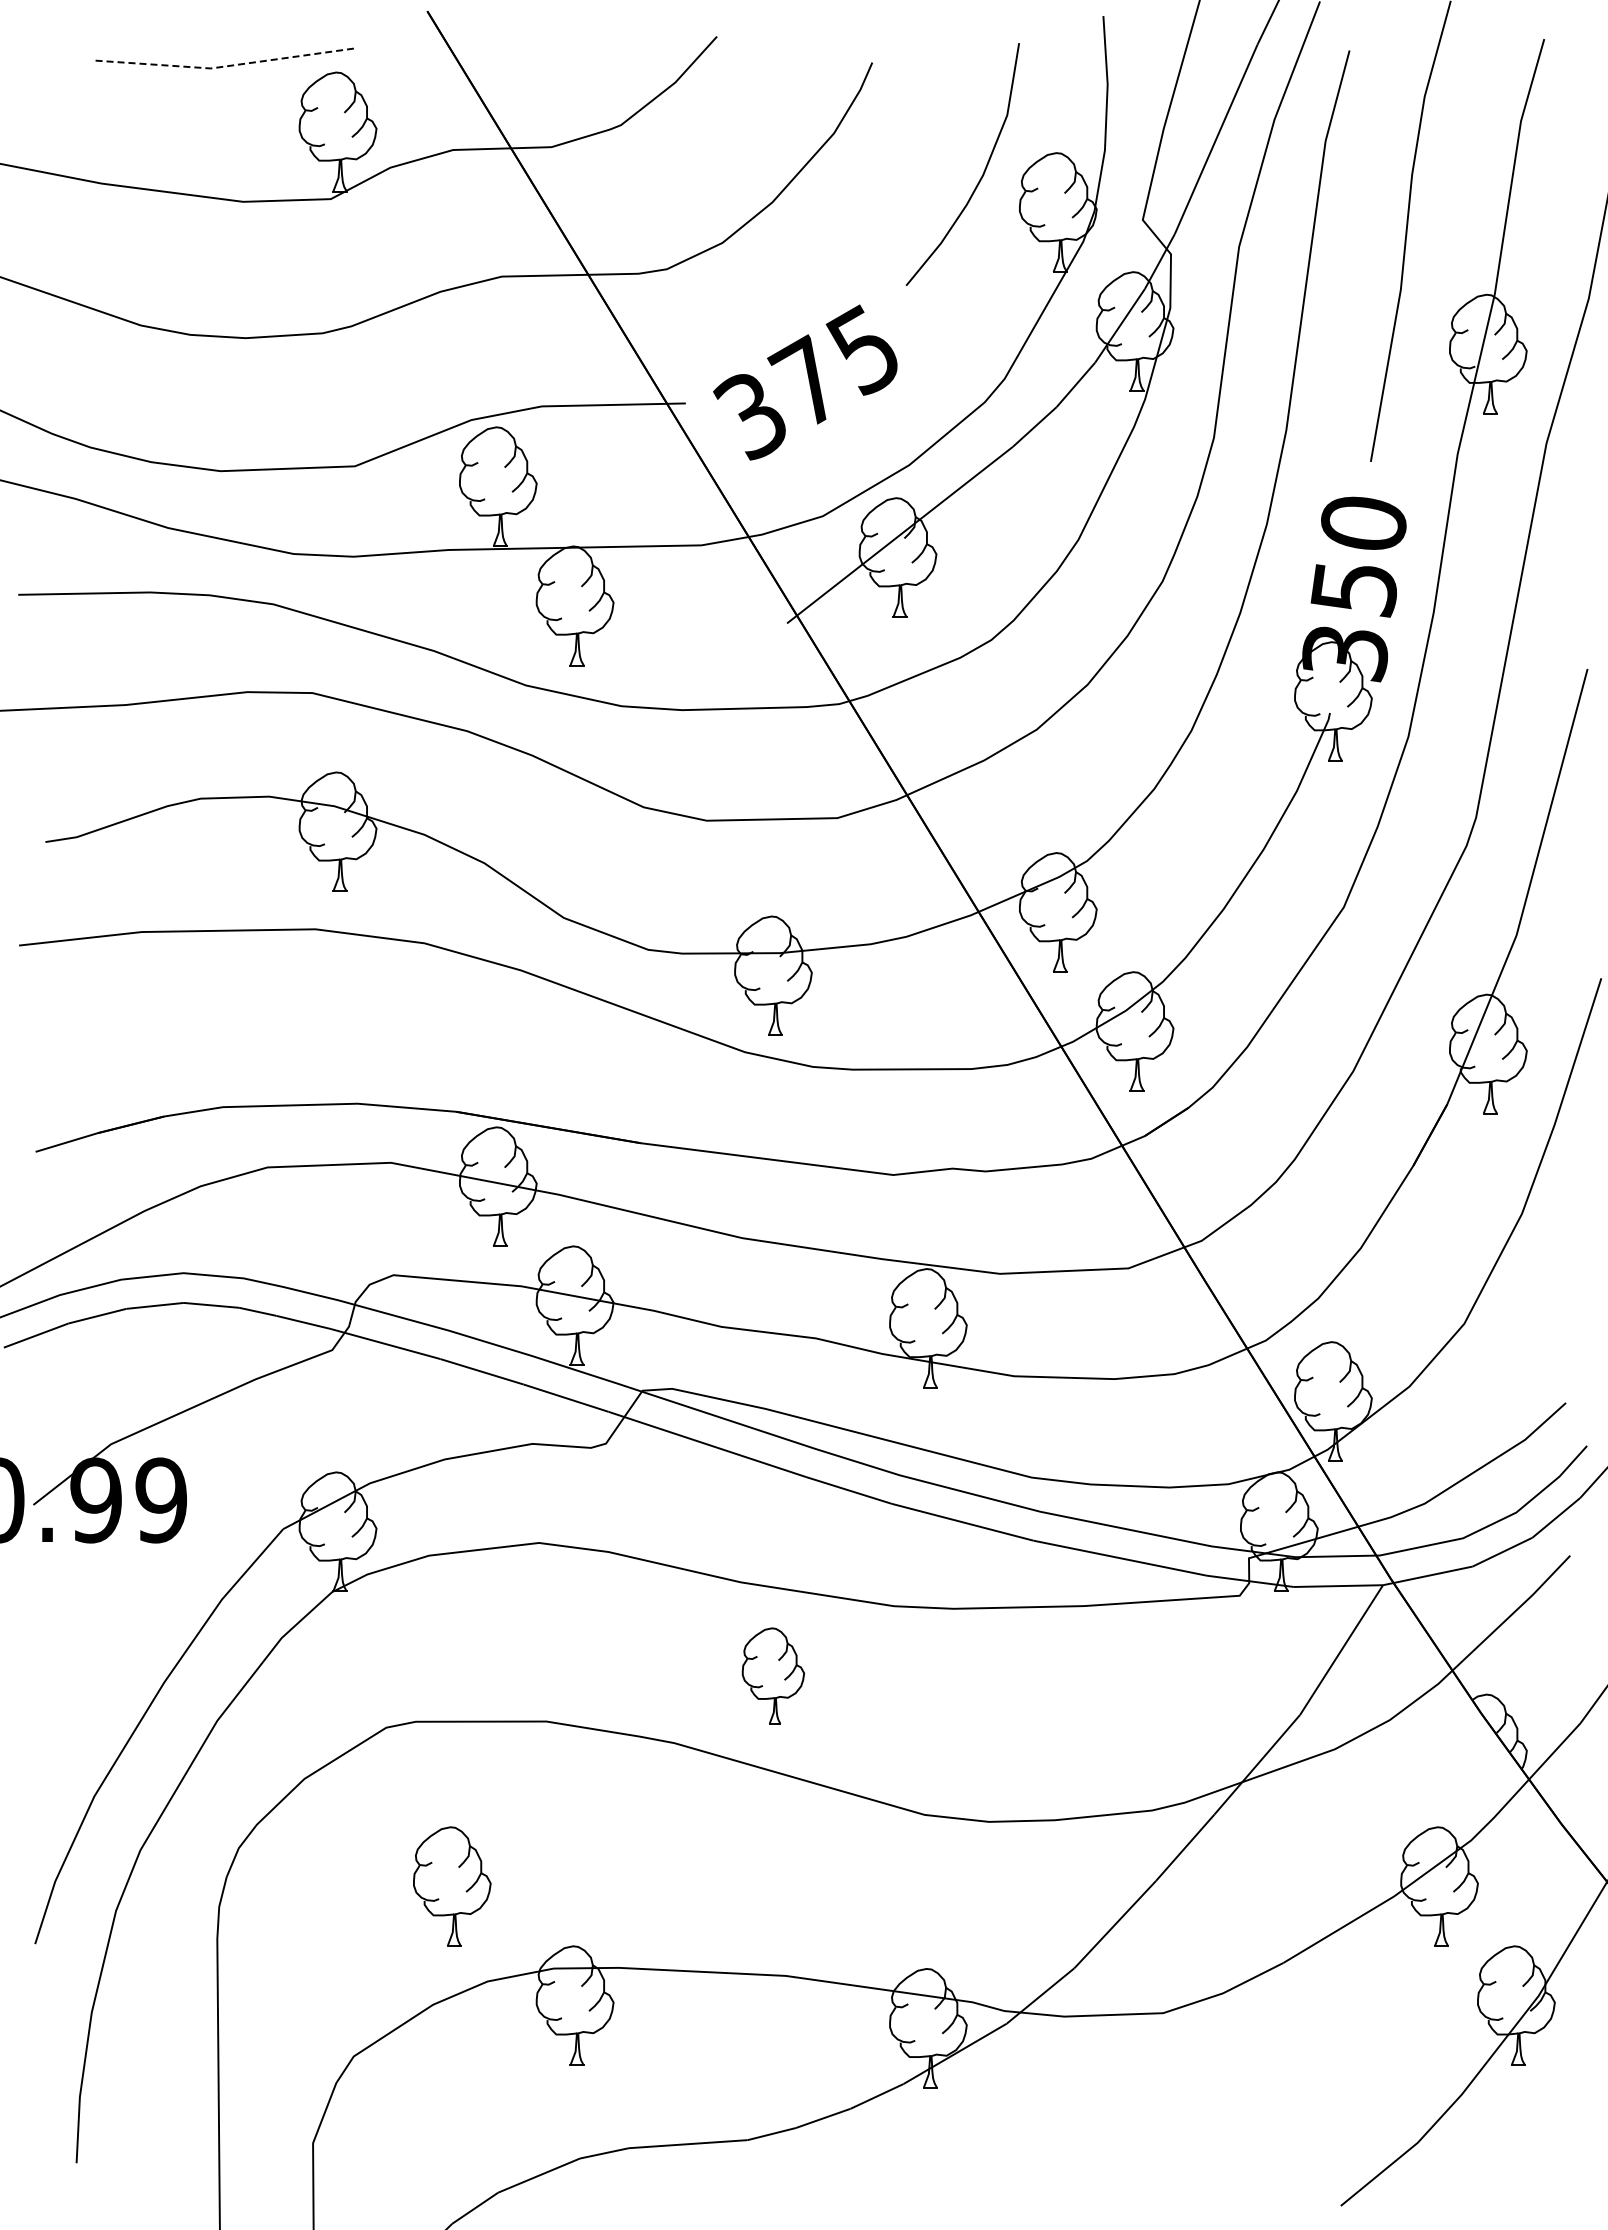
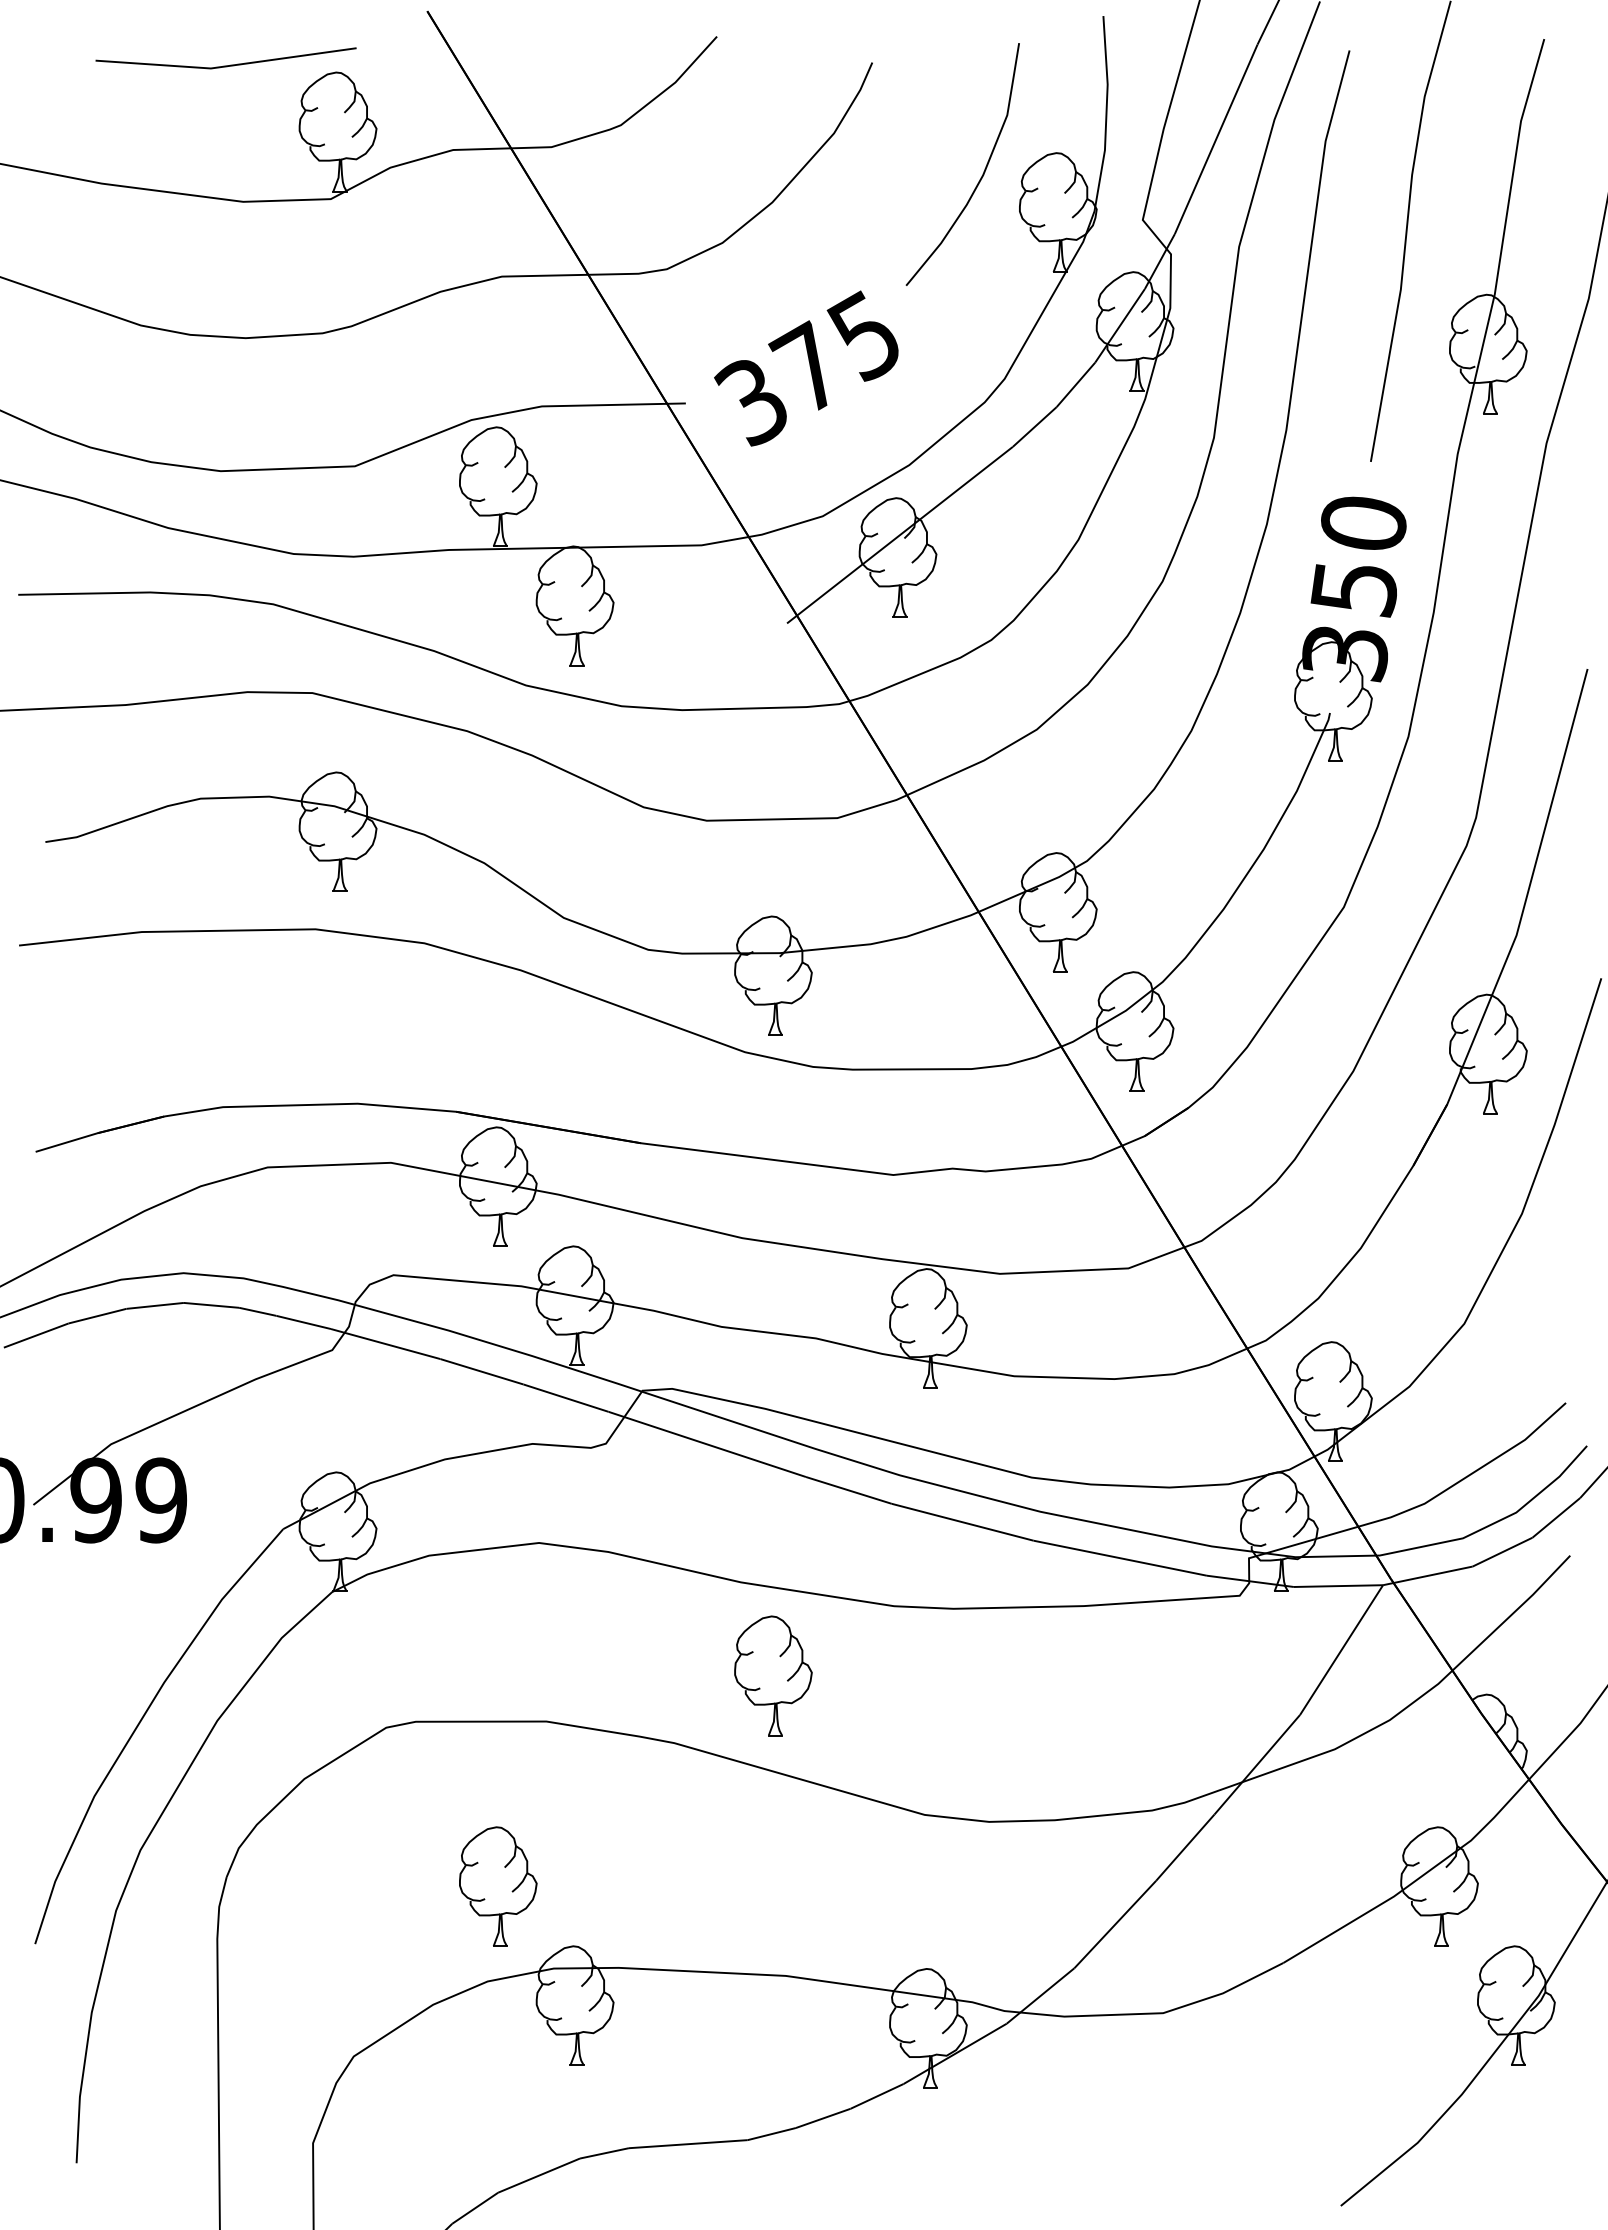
line: dashed -> solid (226, 66)
text position: (805, 382) -> (806, 368) (806, 368)
part size: 65x98 px -> 79x122 px (773, 1675)
part position: (452, 1886) -> (498, 1886) (498, 1886)
